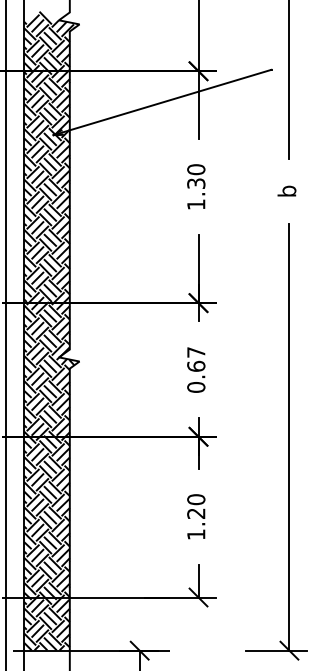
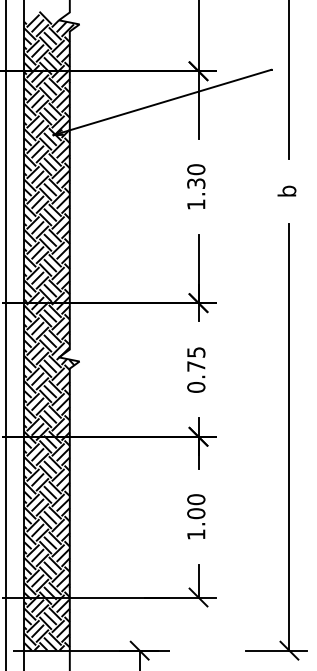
text: 0.67 -> 0.75 (196, 359)
text: 1.20 -> 1.00 (196, 513)
